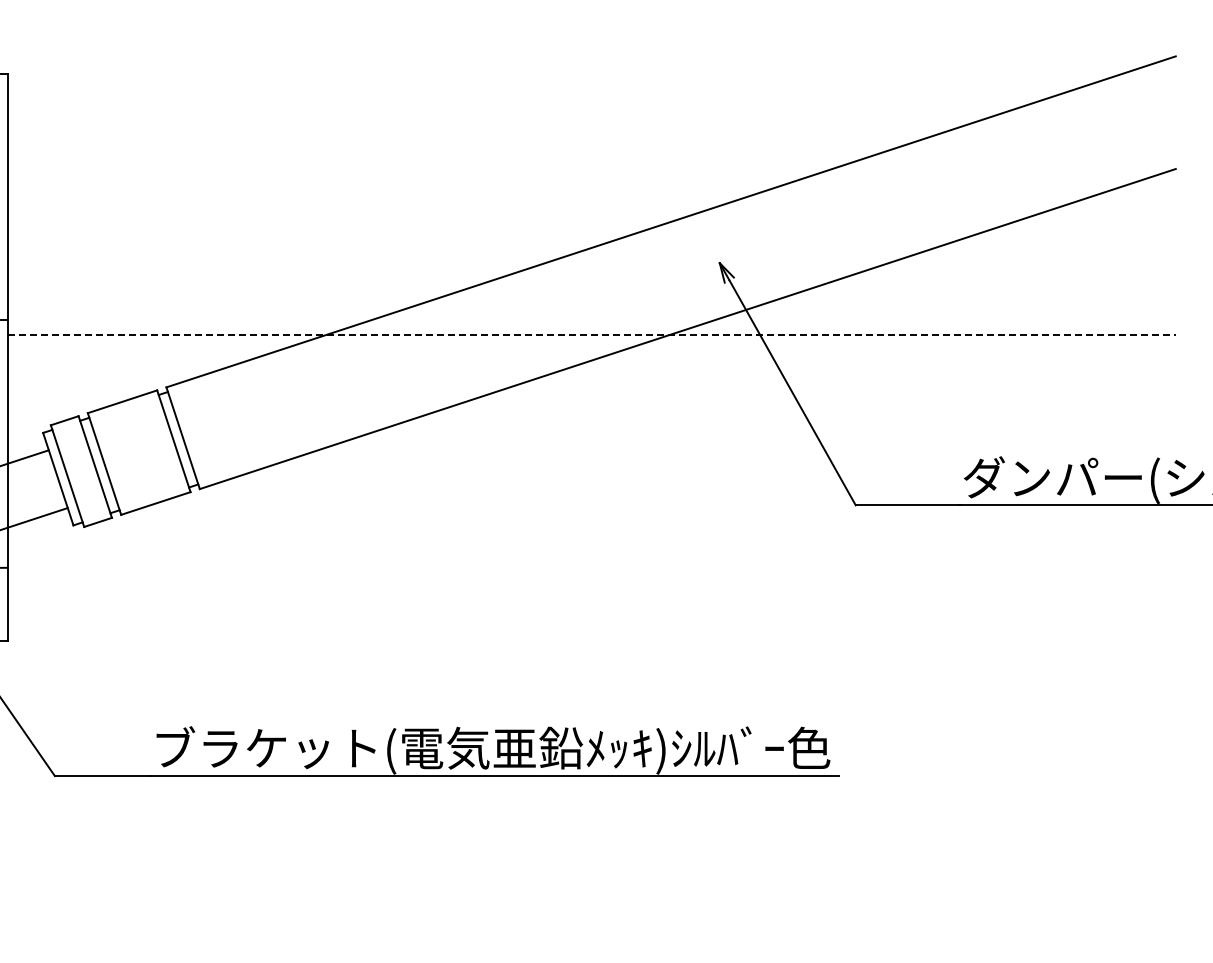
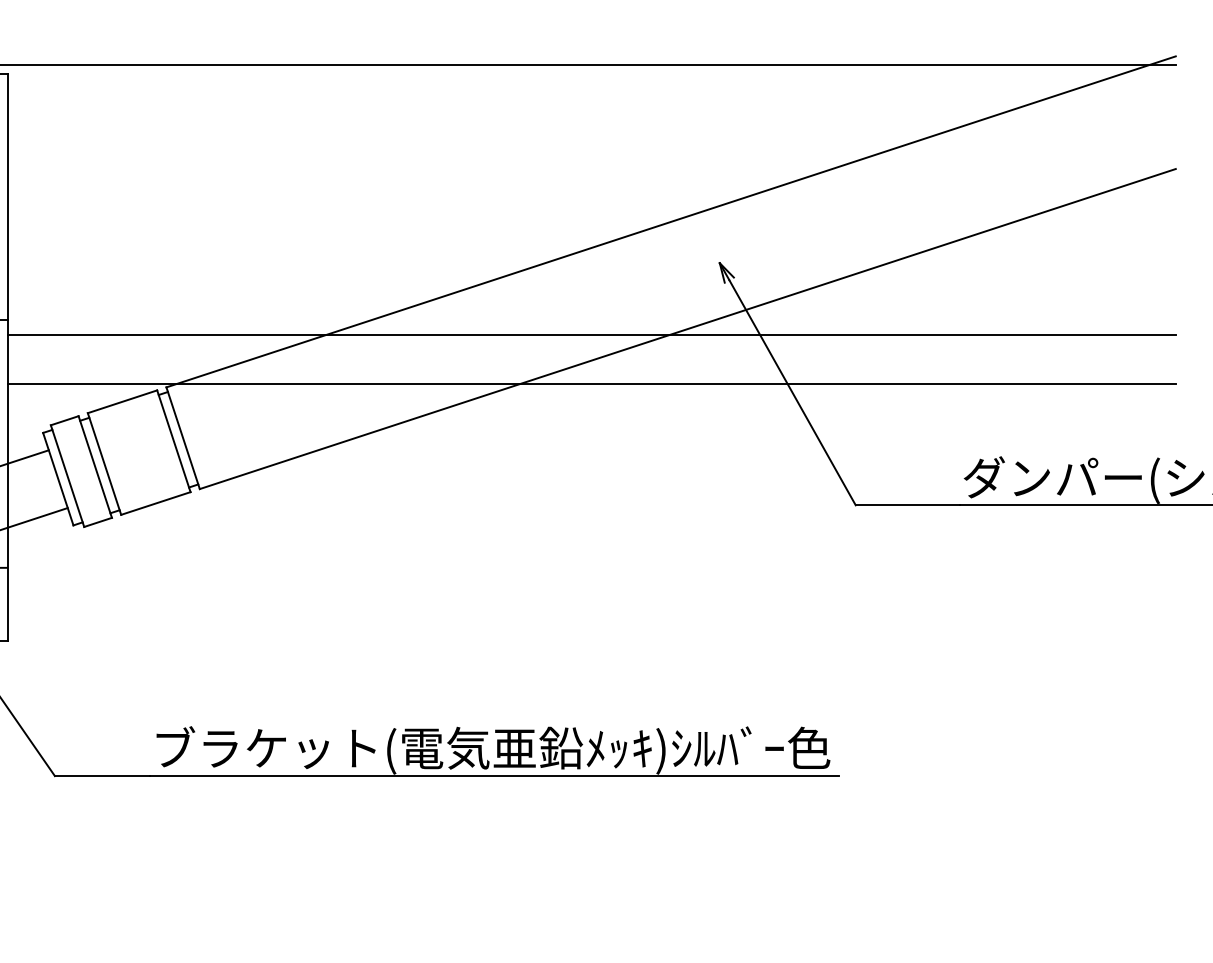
line: none -> present (588, 65)
line: dashed -> solid (591, 335)
line: none -> present (591, 383)
